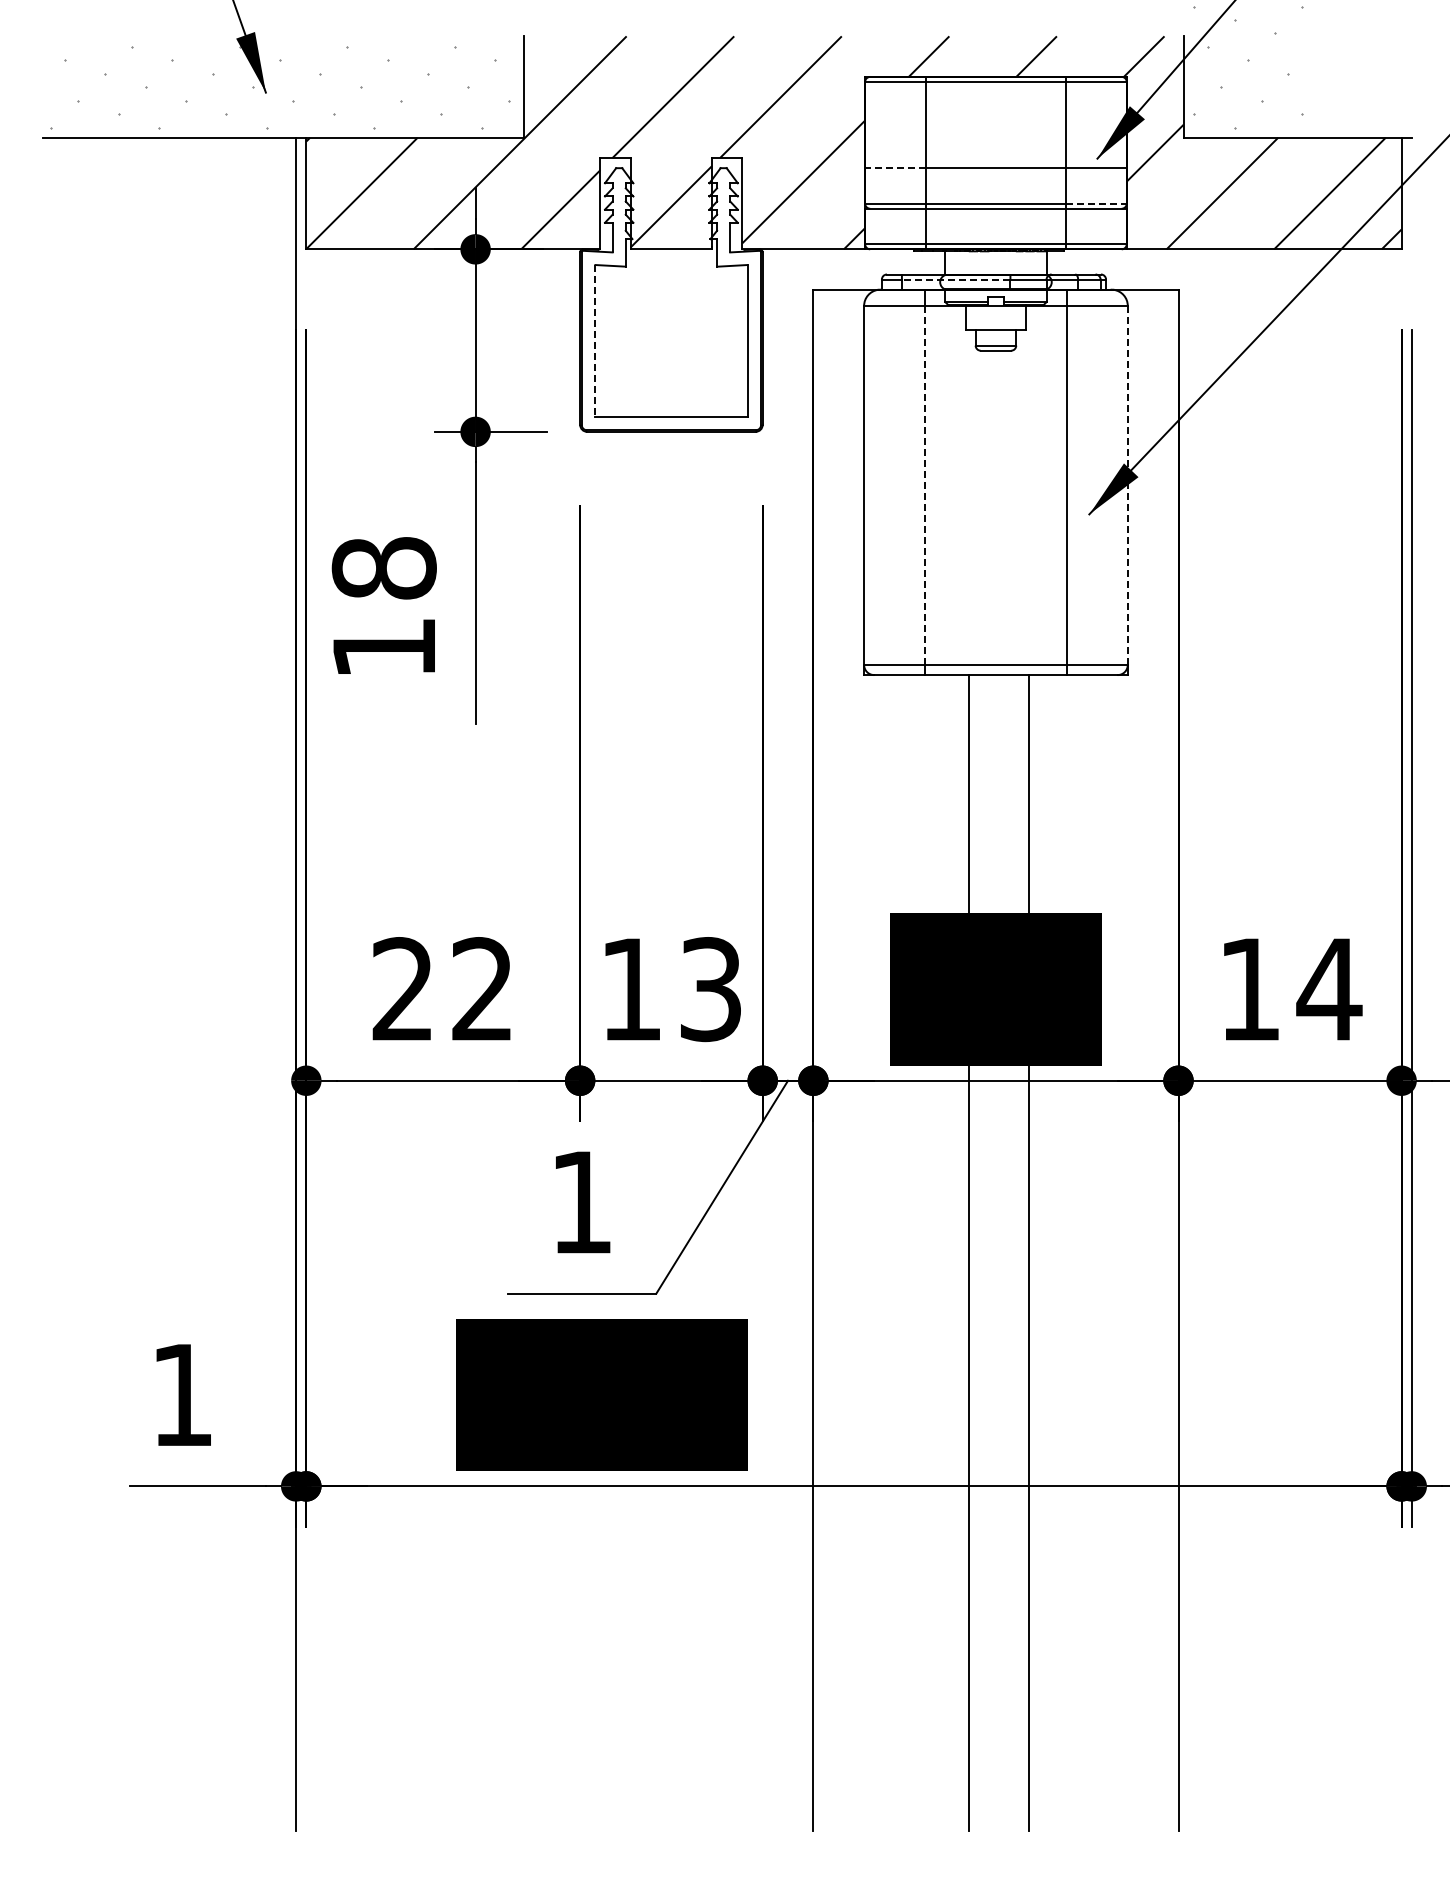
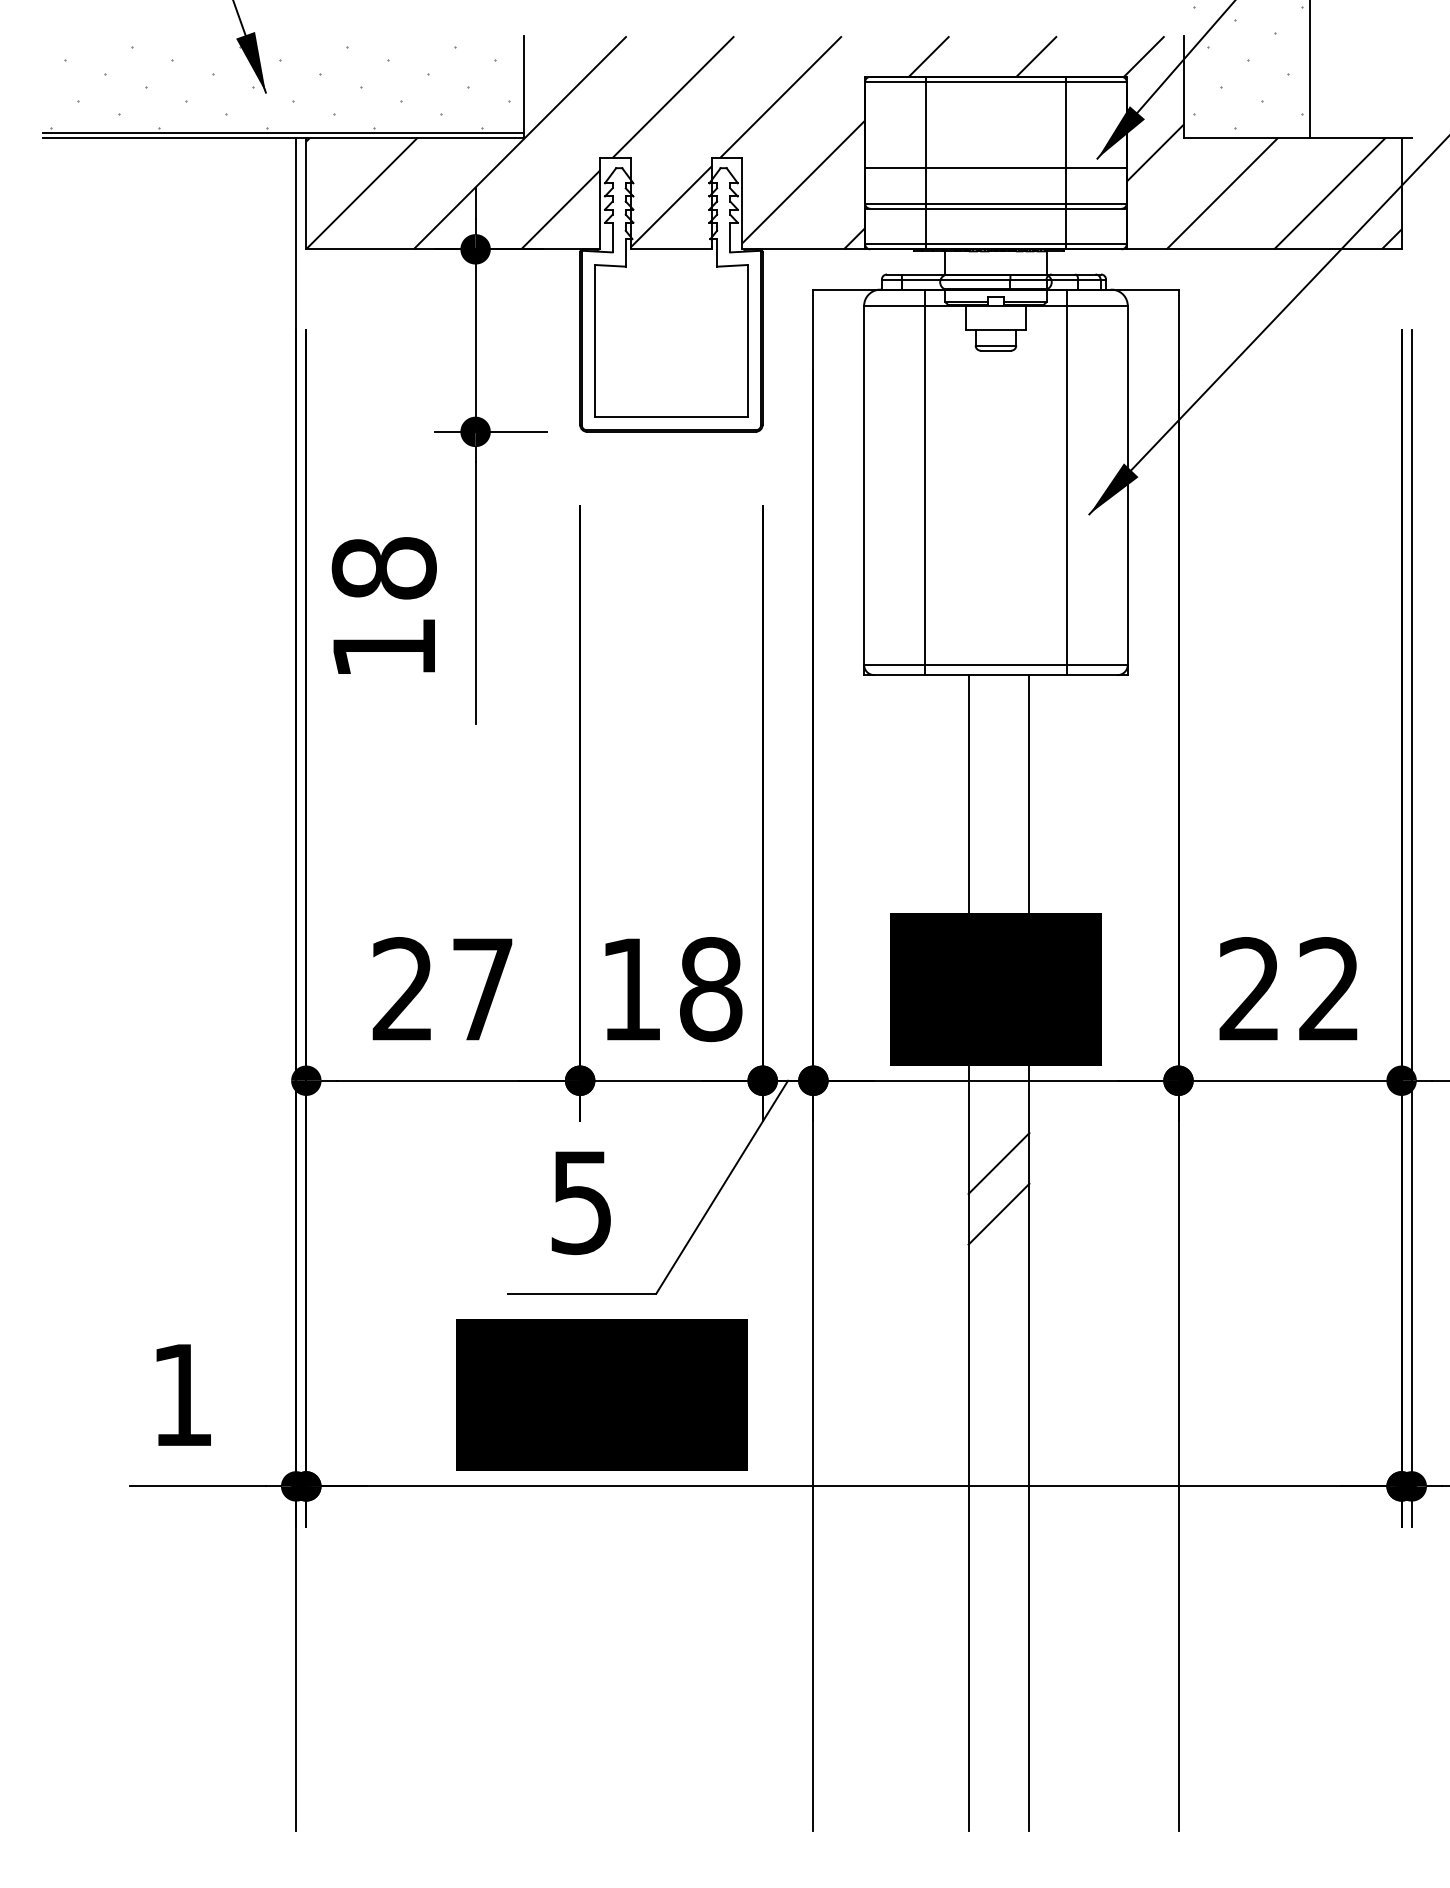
line: none -> present (1310, 69)
line: none -> present (283, 132)
line: dashed -> solid (895, 168)
line: dashed -> solid (1096, 203)
line: dashed -> solid (955, 279)
line: dashed -> solid (595, 340)
line: dashed -> solid (924, 485)
line: dashed -> solid (1127, 485)
text: 22 -> 27 (482, 988)
text: 14 -> 22 (1290, 988)
text: 13 -> 18 (711, 989)
line: none -> present (998, 1163)
text: 1 -> 5 (580, 1203)
line: none -> present (998, 1213)
